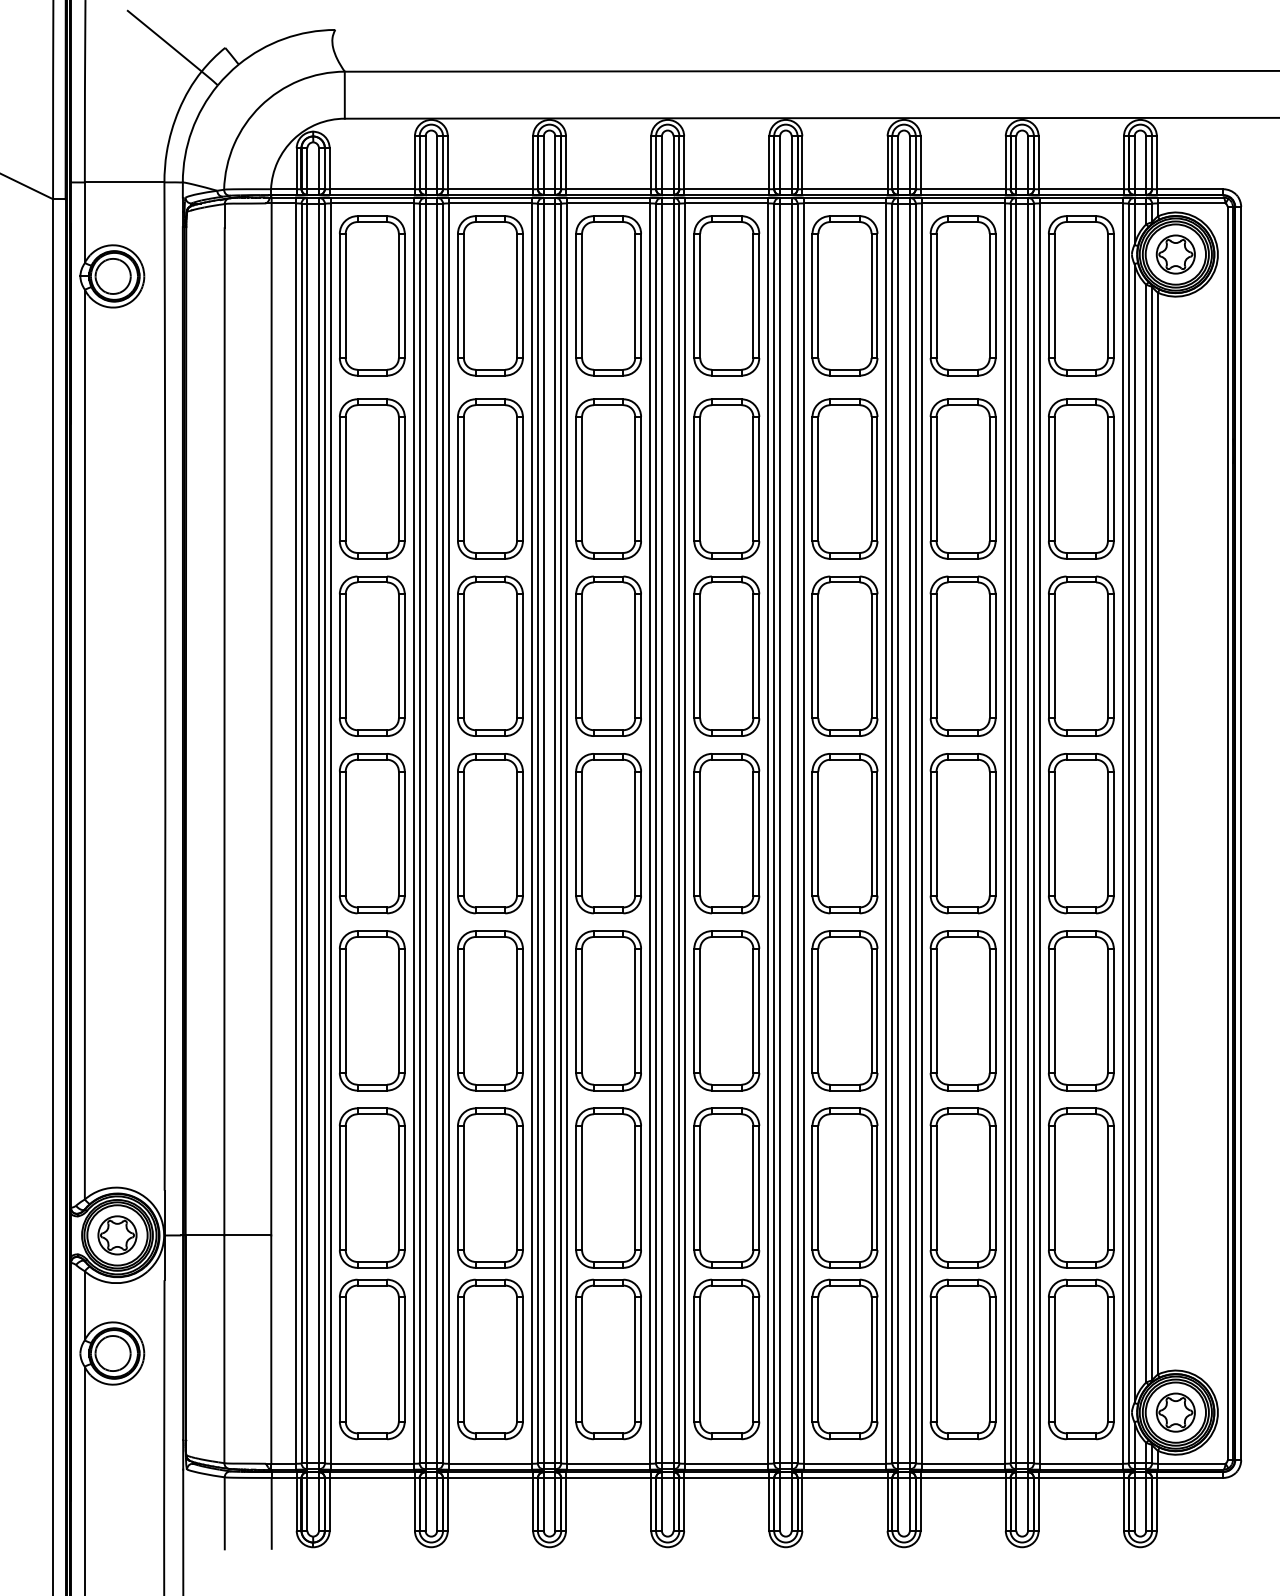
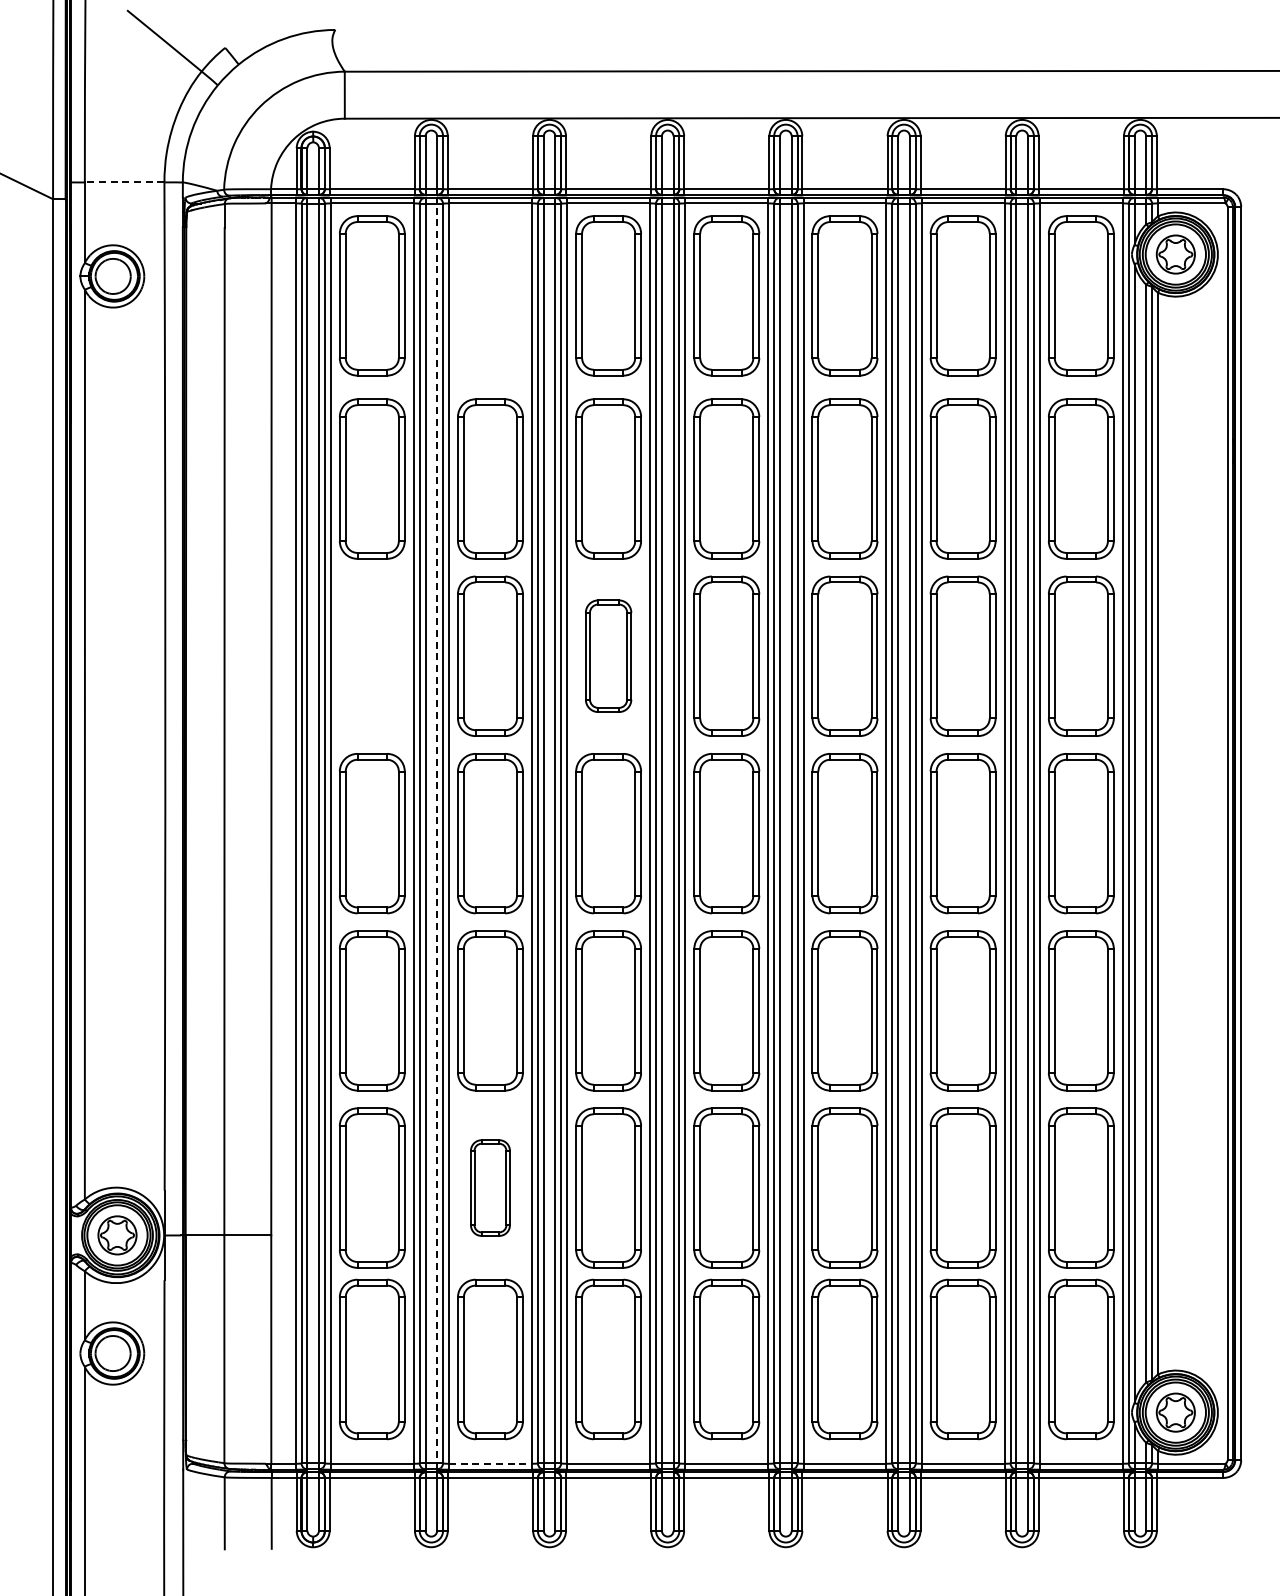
line: solid -> dashed (124, 182)
part: present -> none (490, 295)
part: present -> none (372, 655)
part size: 67x162 px -> 48x114 px (608, 655)
line: solid -> dashed (437, 833)
part size: 67x162 px -> 41x98 px (490, 1187)
line: solid -> dashed (490, 1463)
